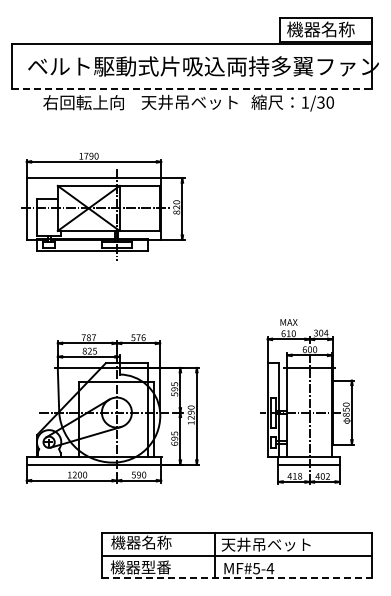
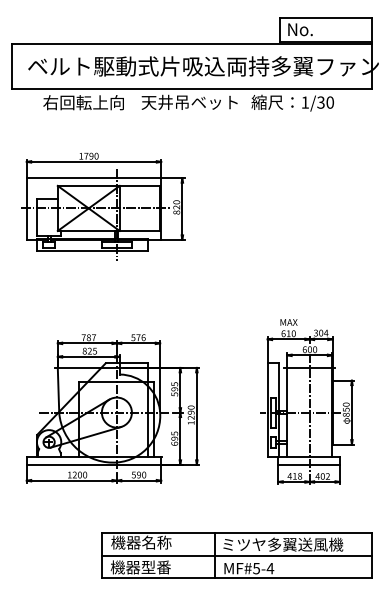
text: 機器名称 -> No. (320, 29)
line: dashed -> solid (192, 89)
text: 天井吊ベット -> ミツヤ多翼送風機 (282, 544)
line: dashed -> solid (237, 578)
